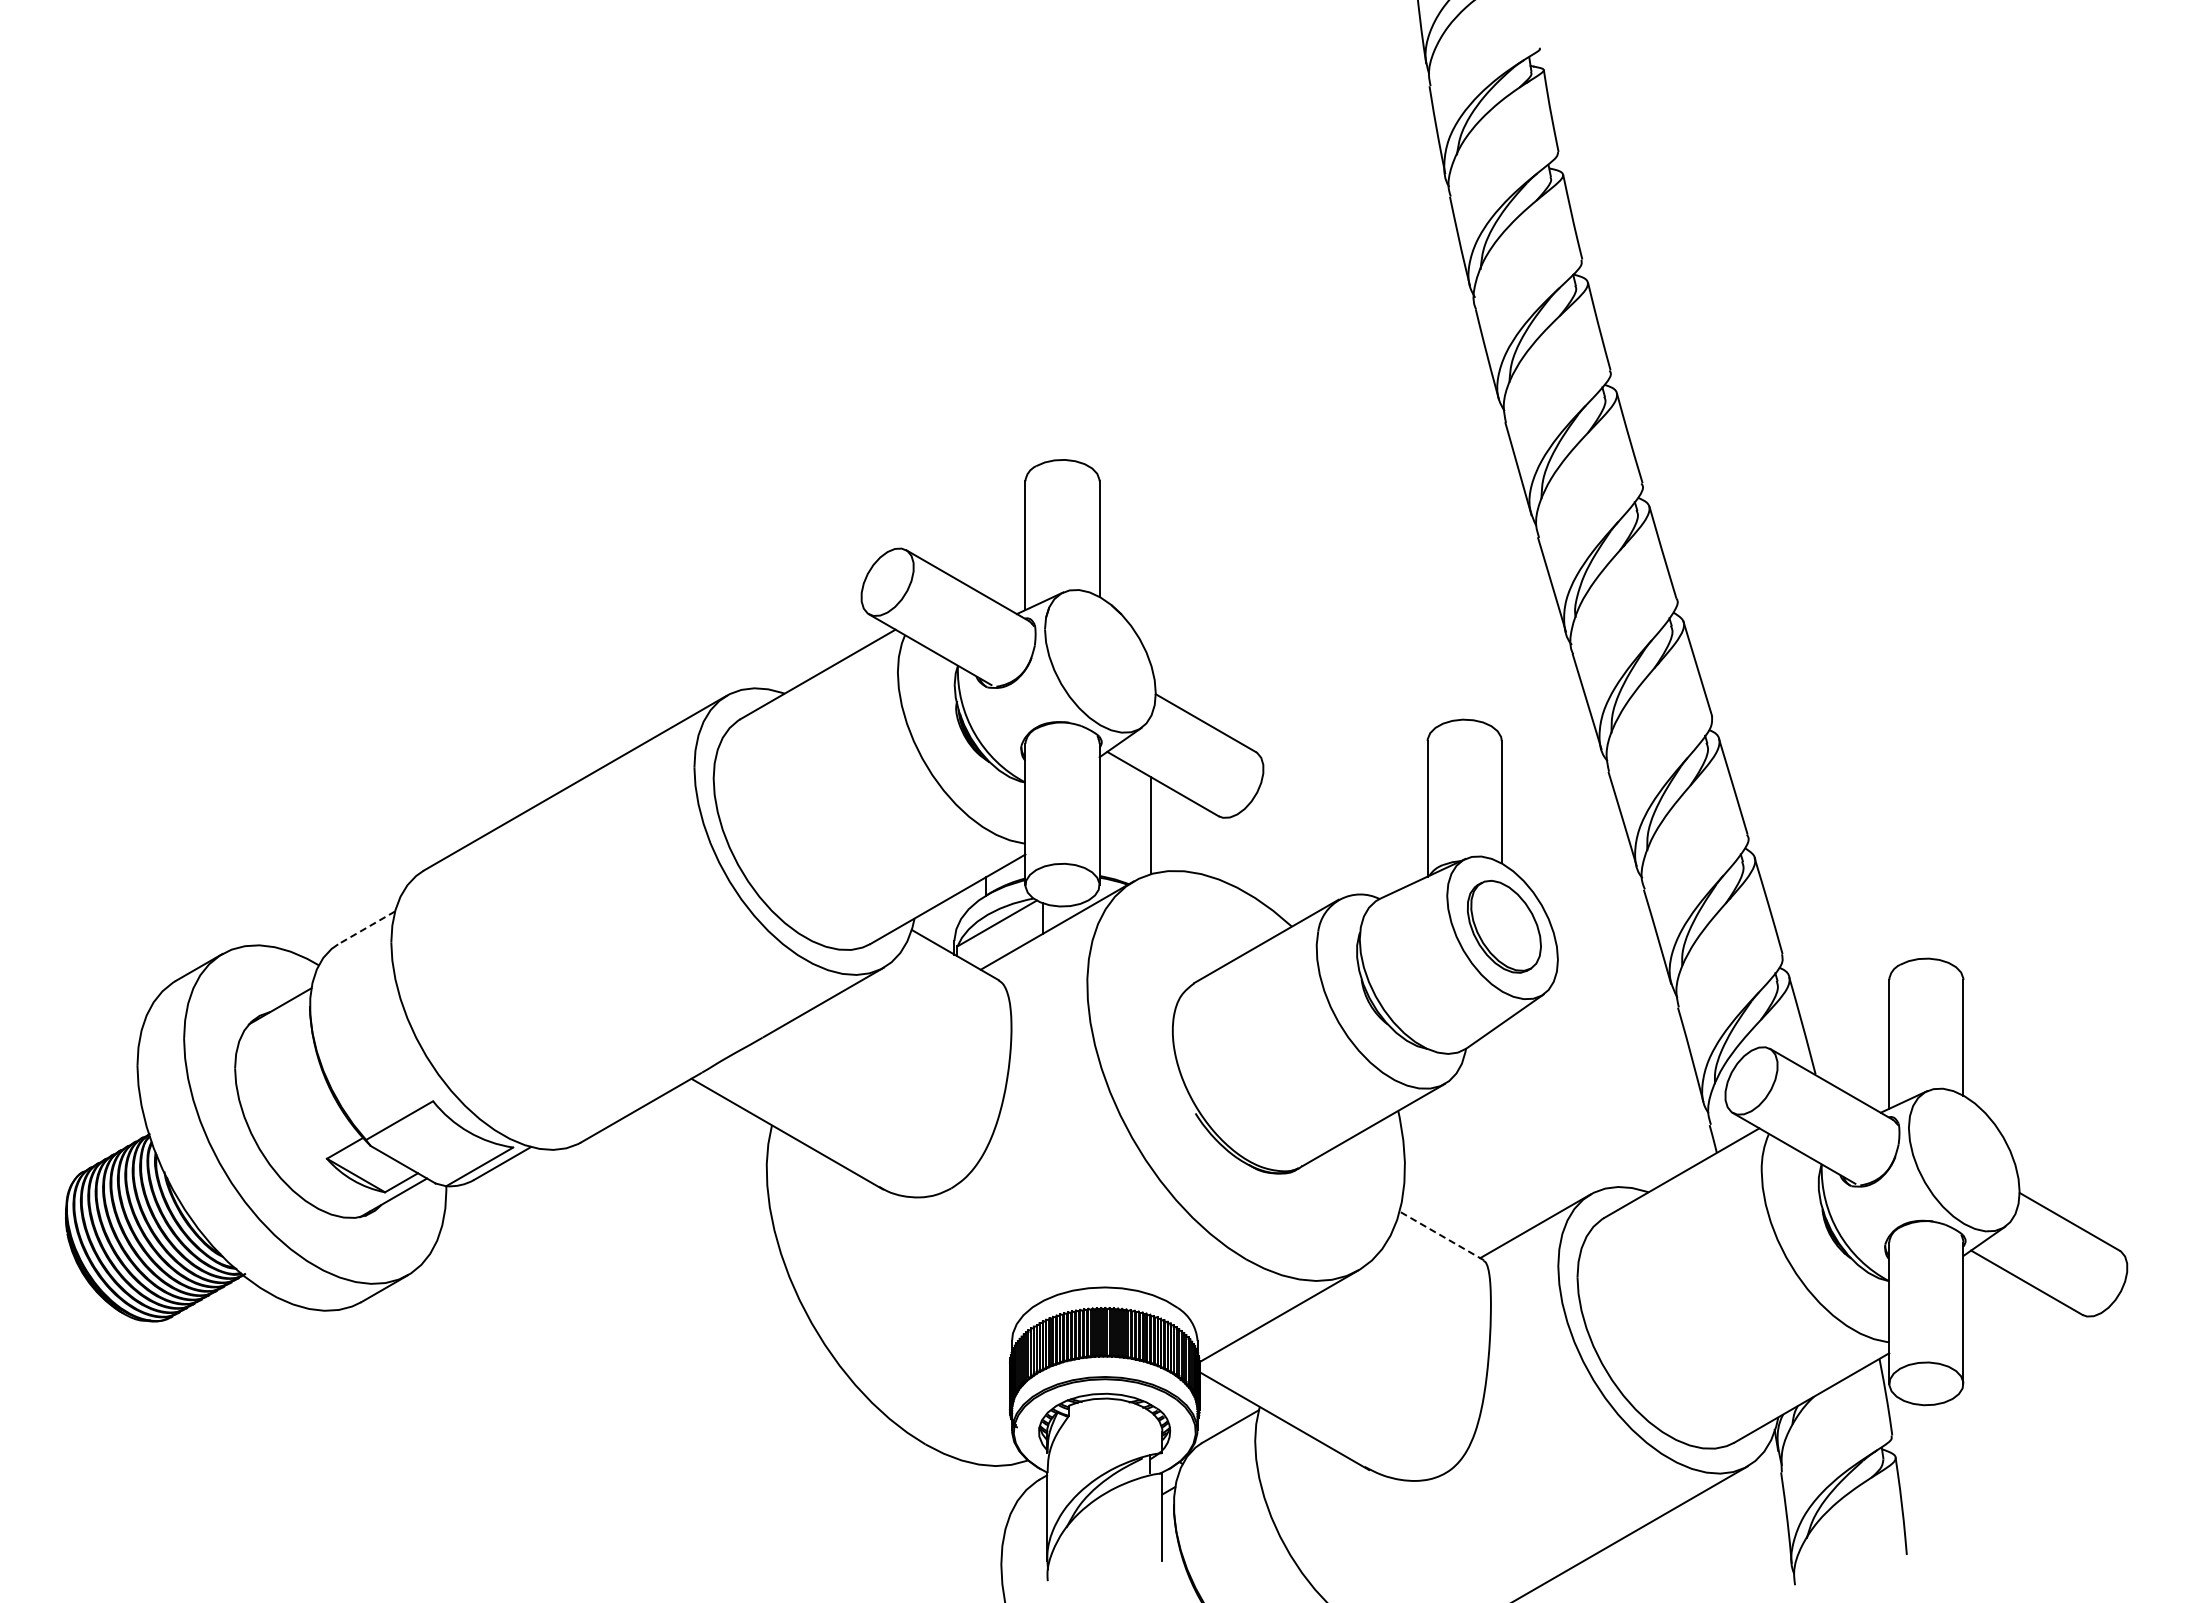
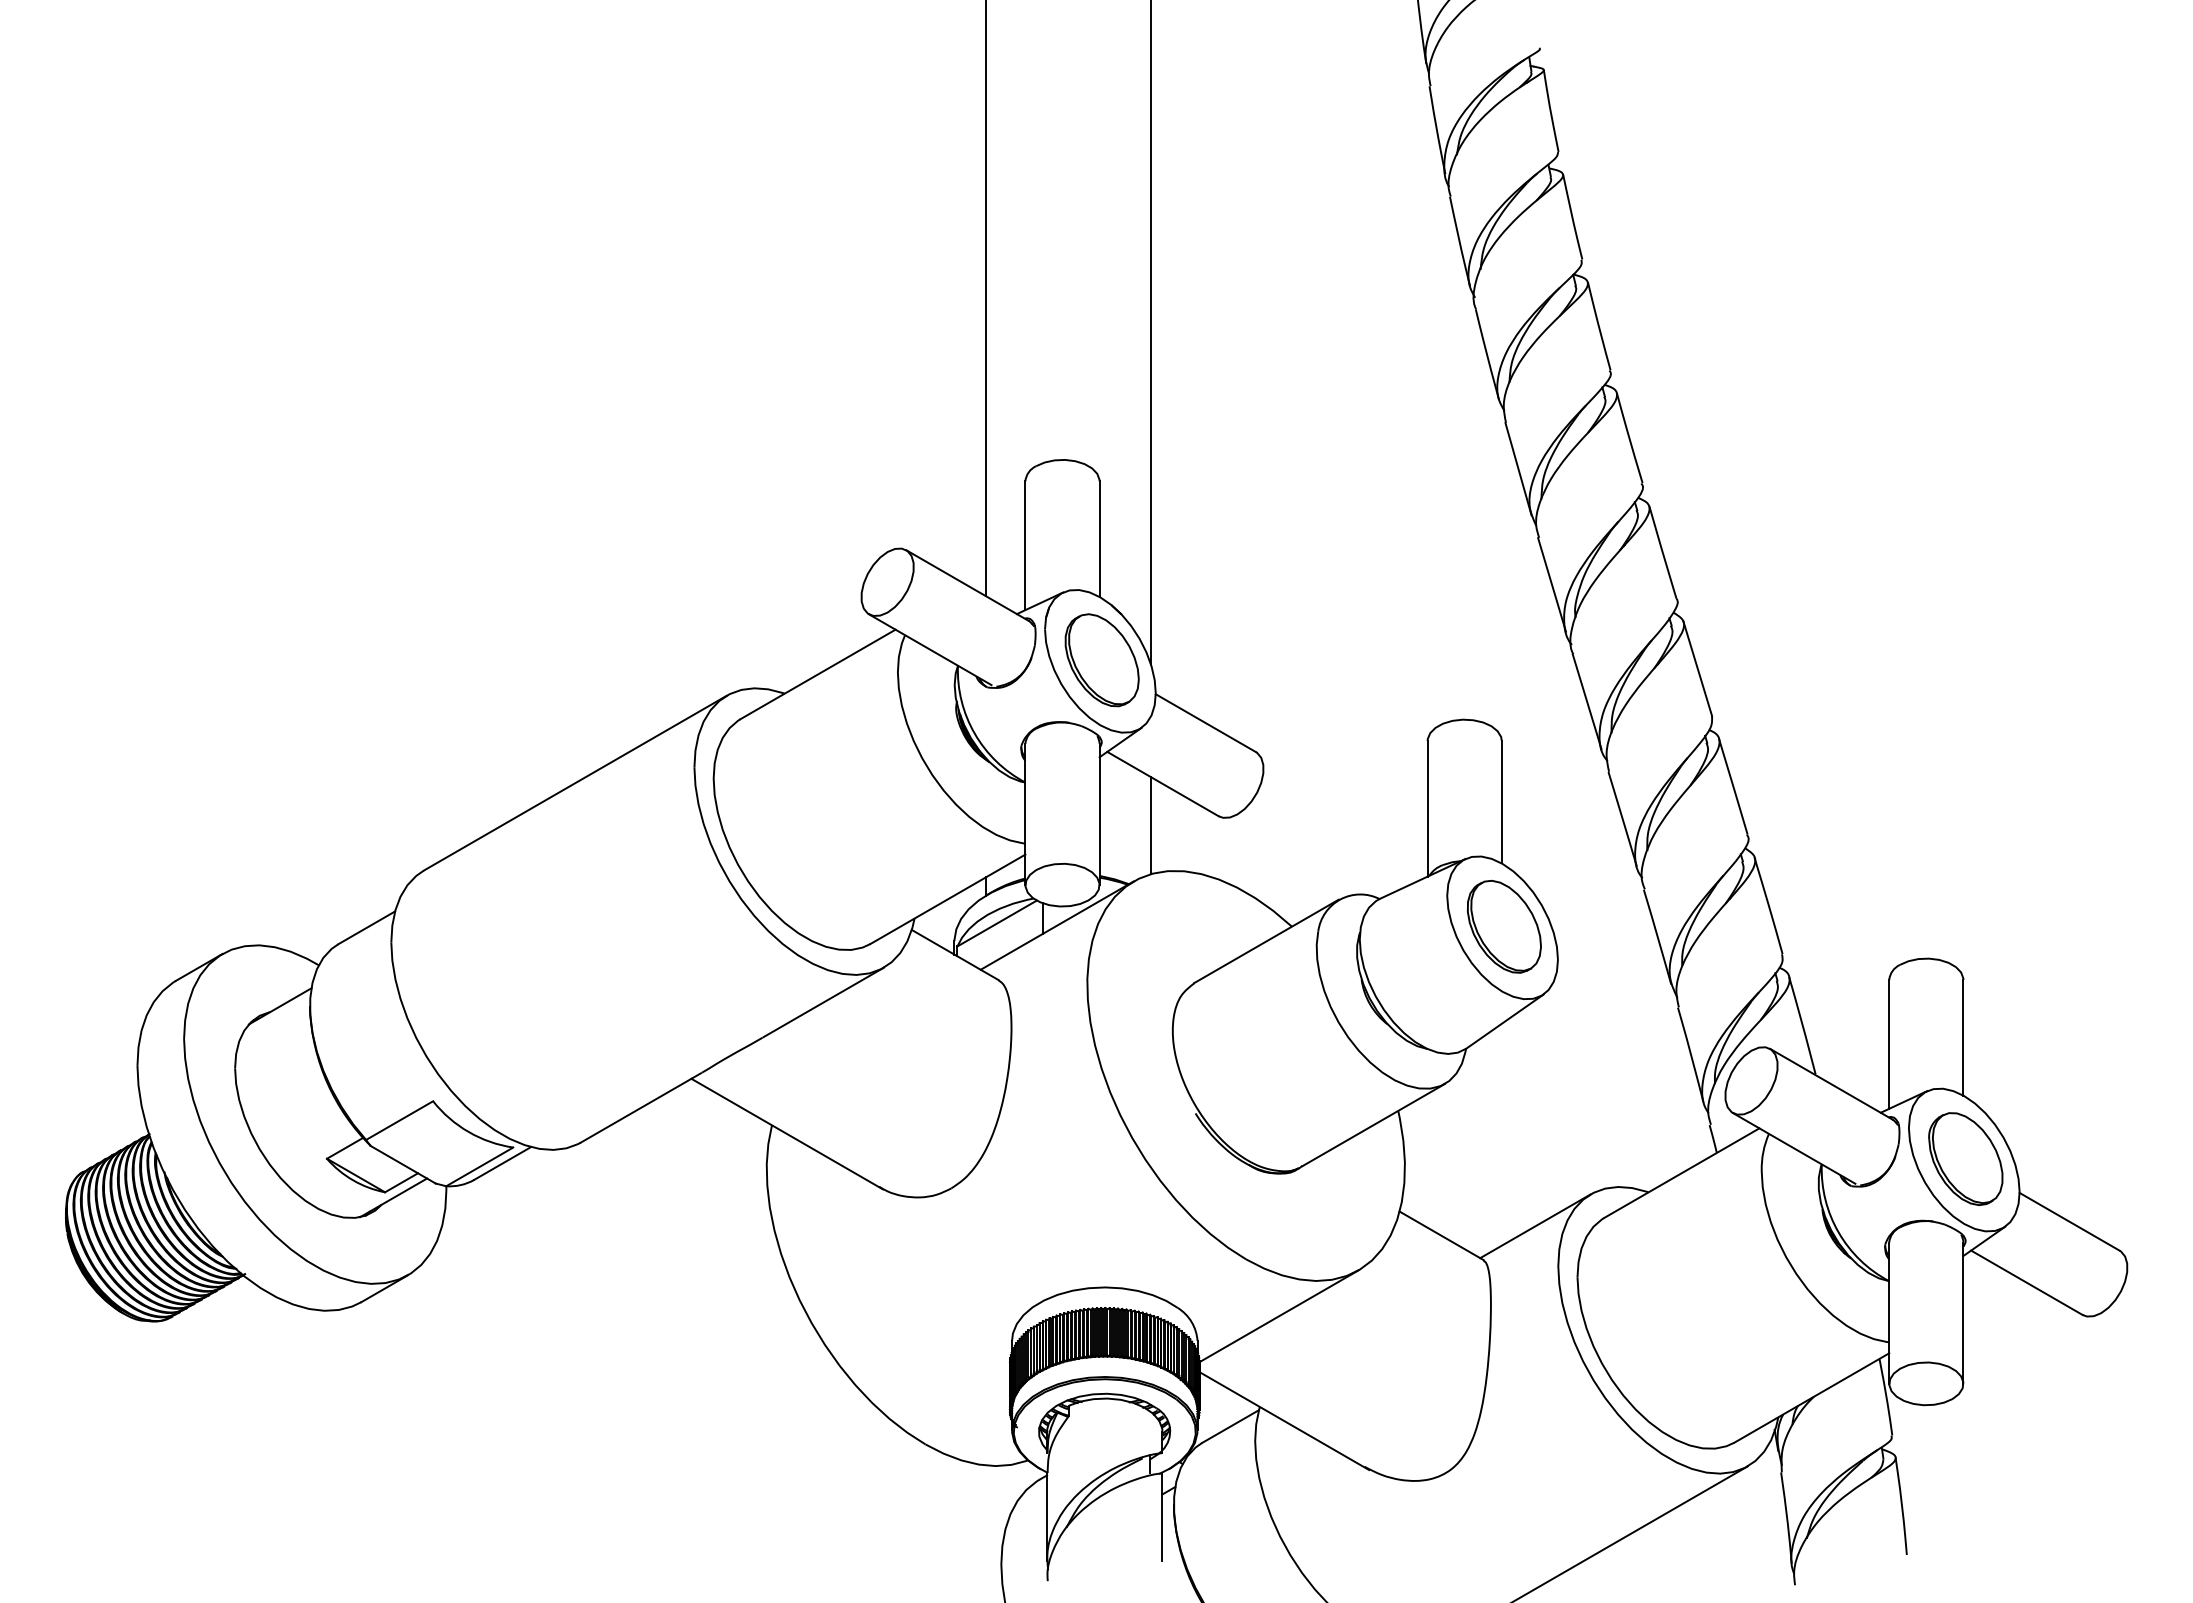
line: none -> present (986, 299)
line: none -> present (1151, 333)
part: none -> present (1101, 660)
line: dashed -> solid (366, 927)
part: none -> present (1965, 1159)
line: dashed -> solid (1441, 1235)
